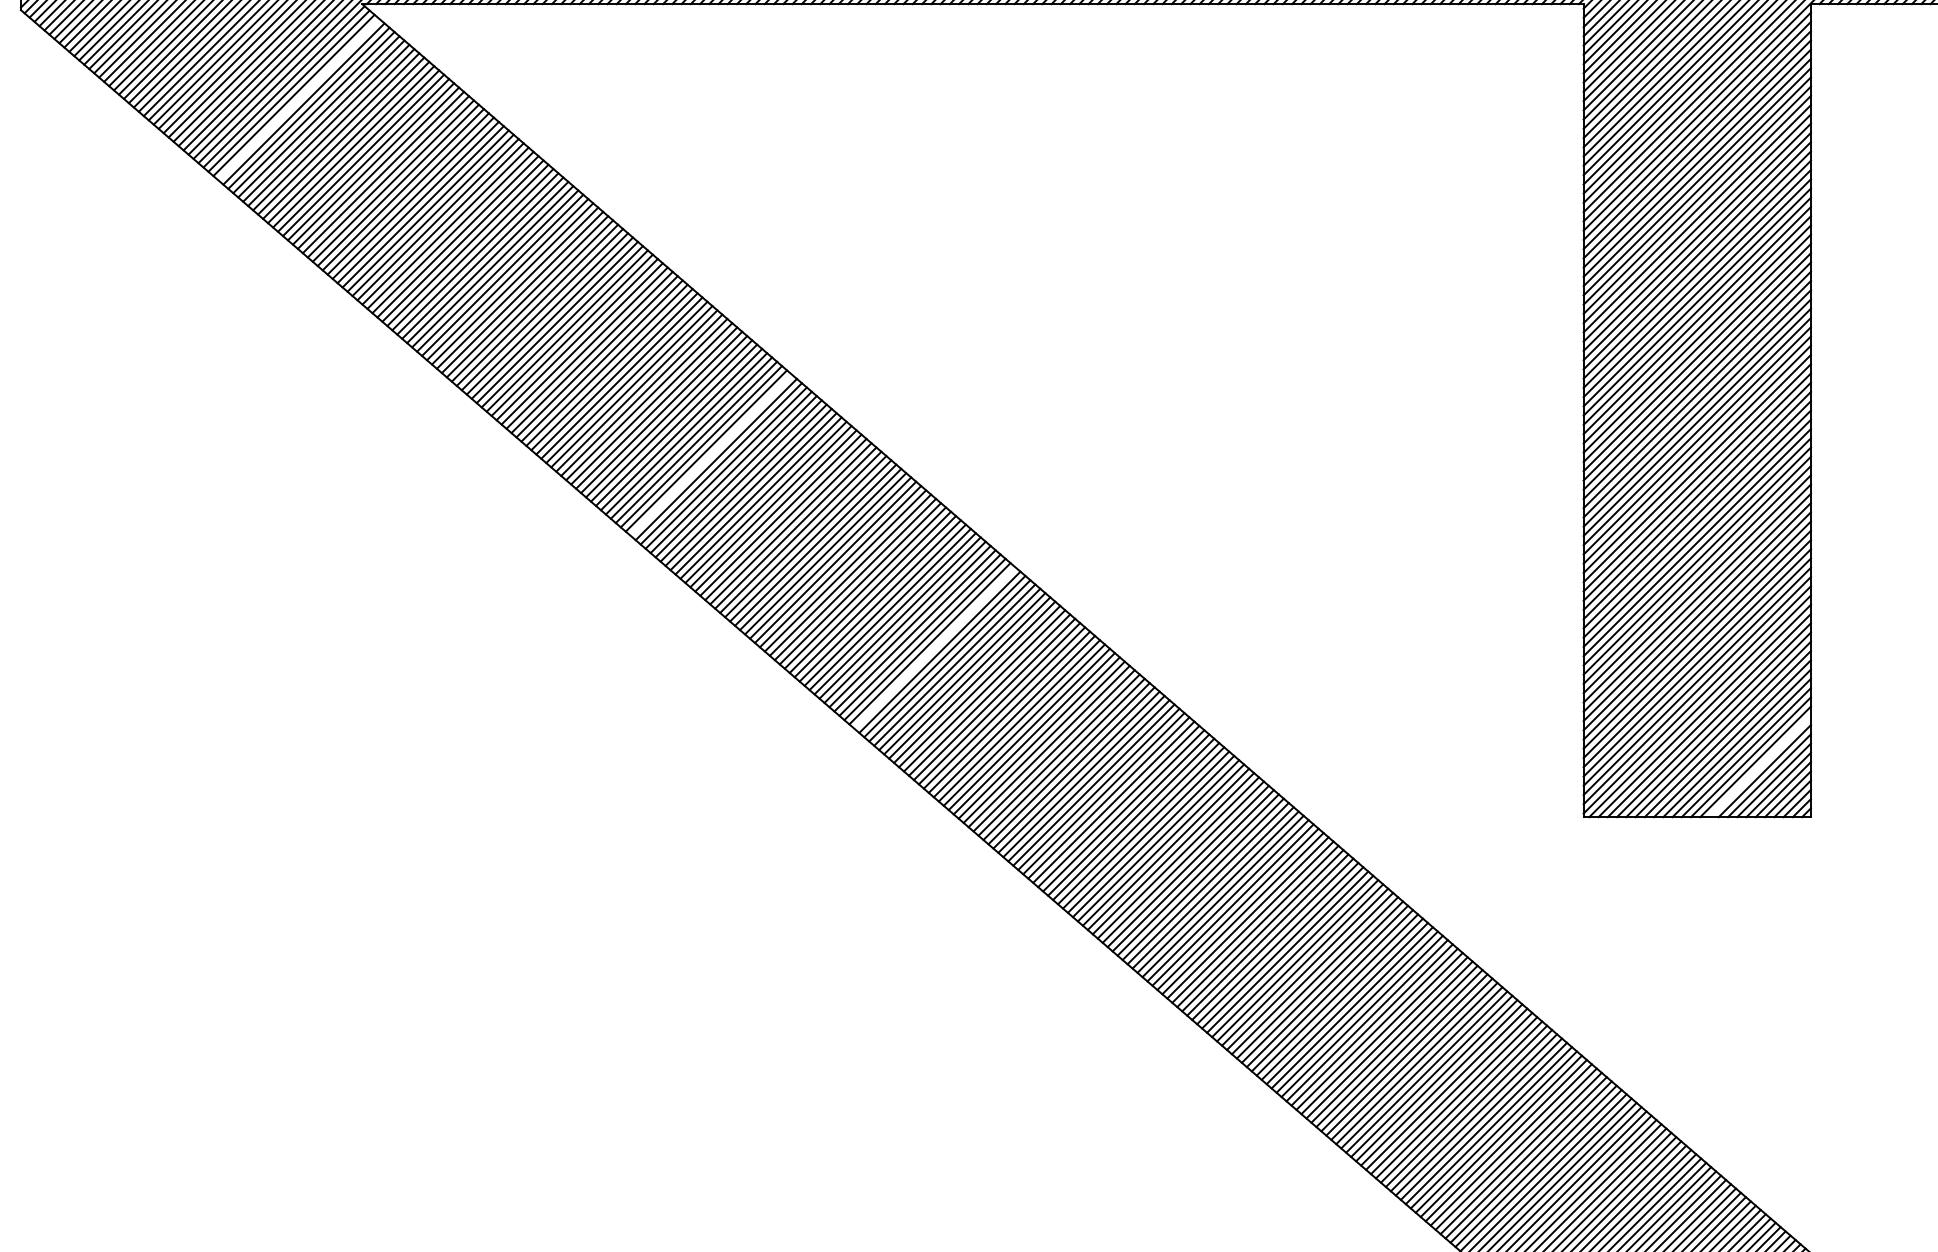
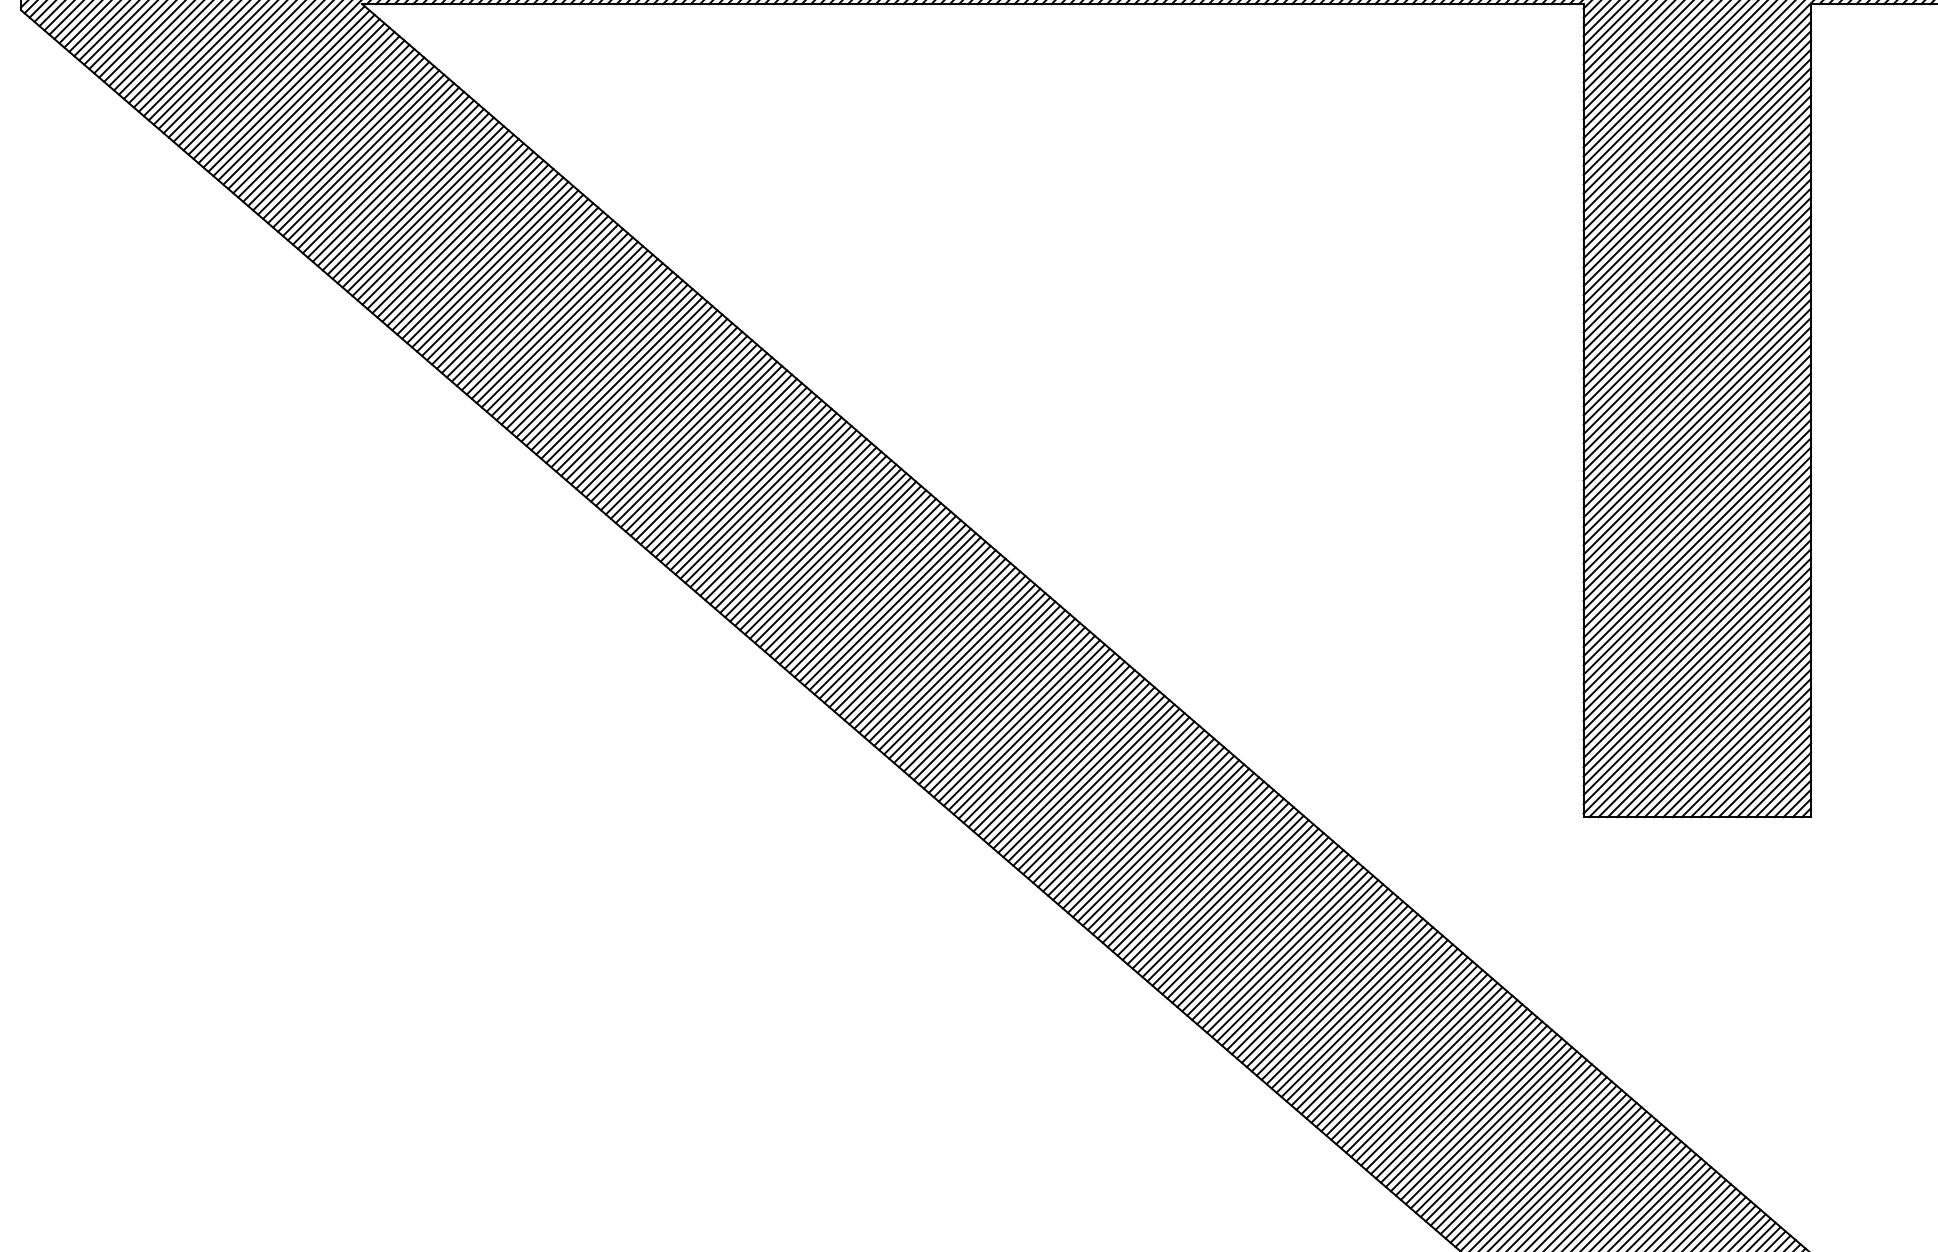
line: none -> present (298, 99)
line: none -> present (711, 454)
line: none -> present (934, 647)
line: none -> present (1760, 766)
